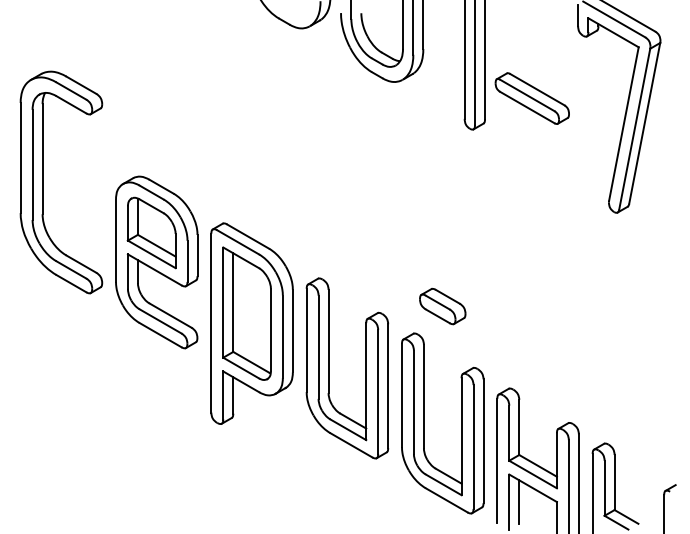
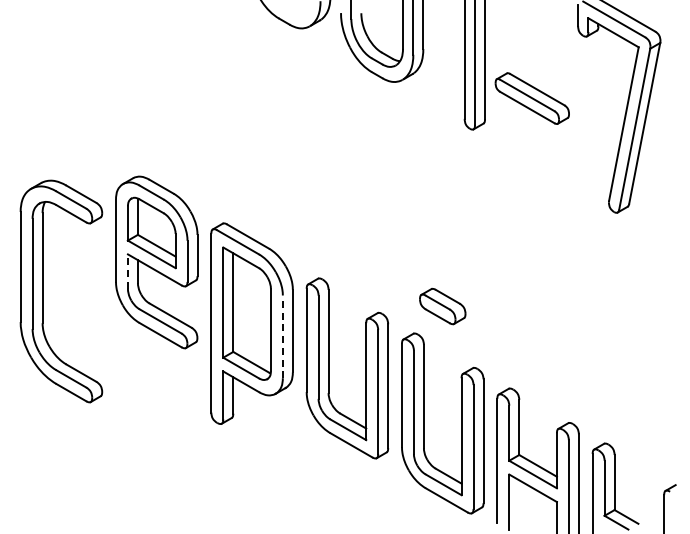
part position: (43, 182) -> (43, 291) (43, 291)
line: solid -> dashed (127, 271)
line: solid -> dashed (282, 336)
line: present -> none (519, 501)
